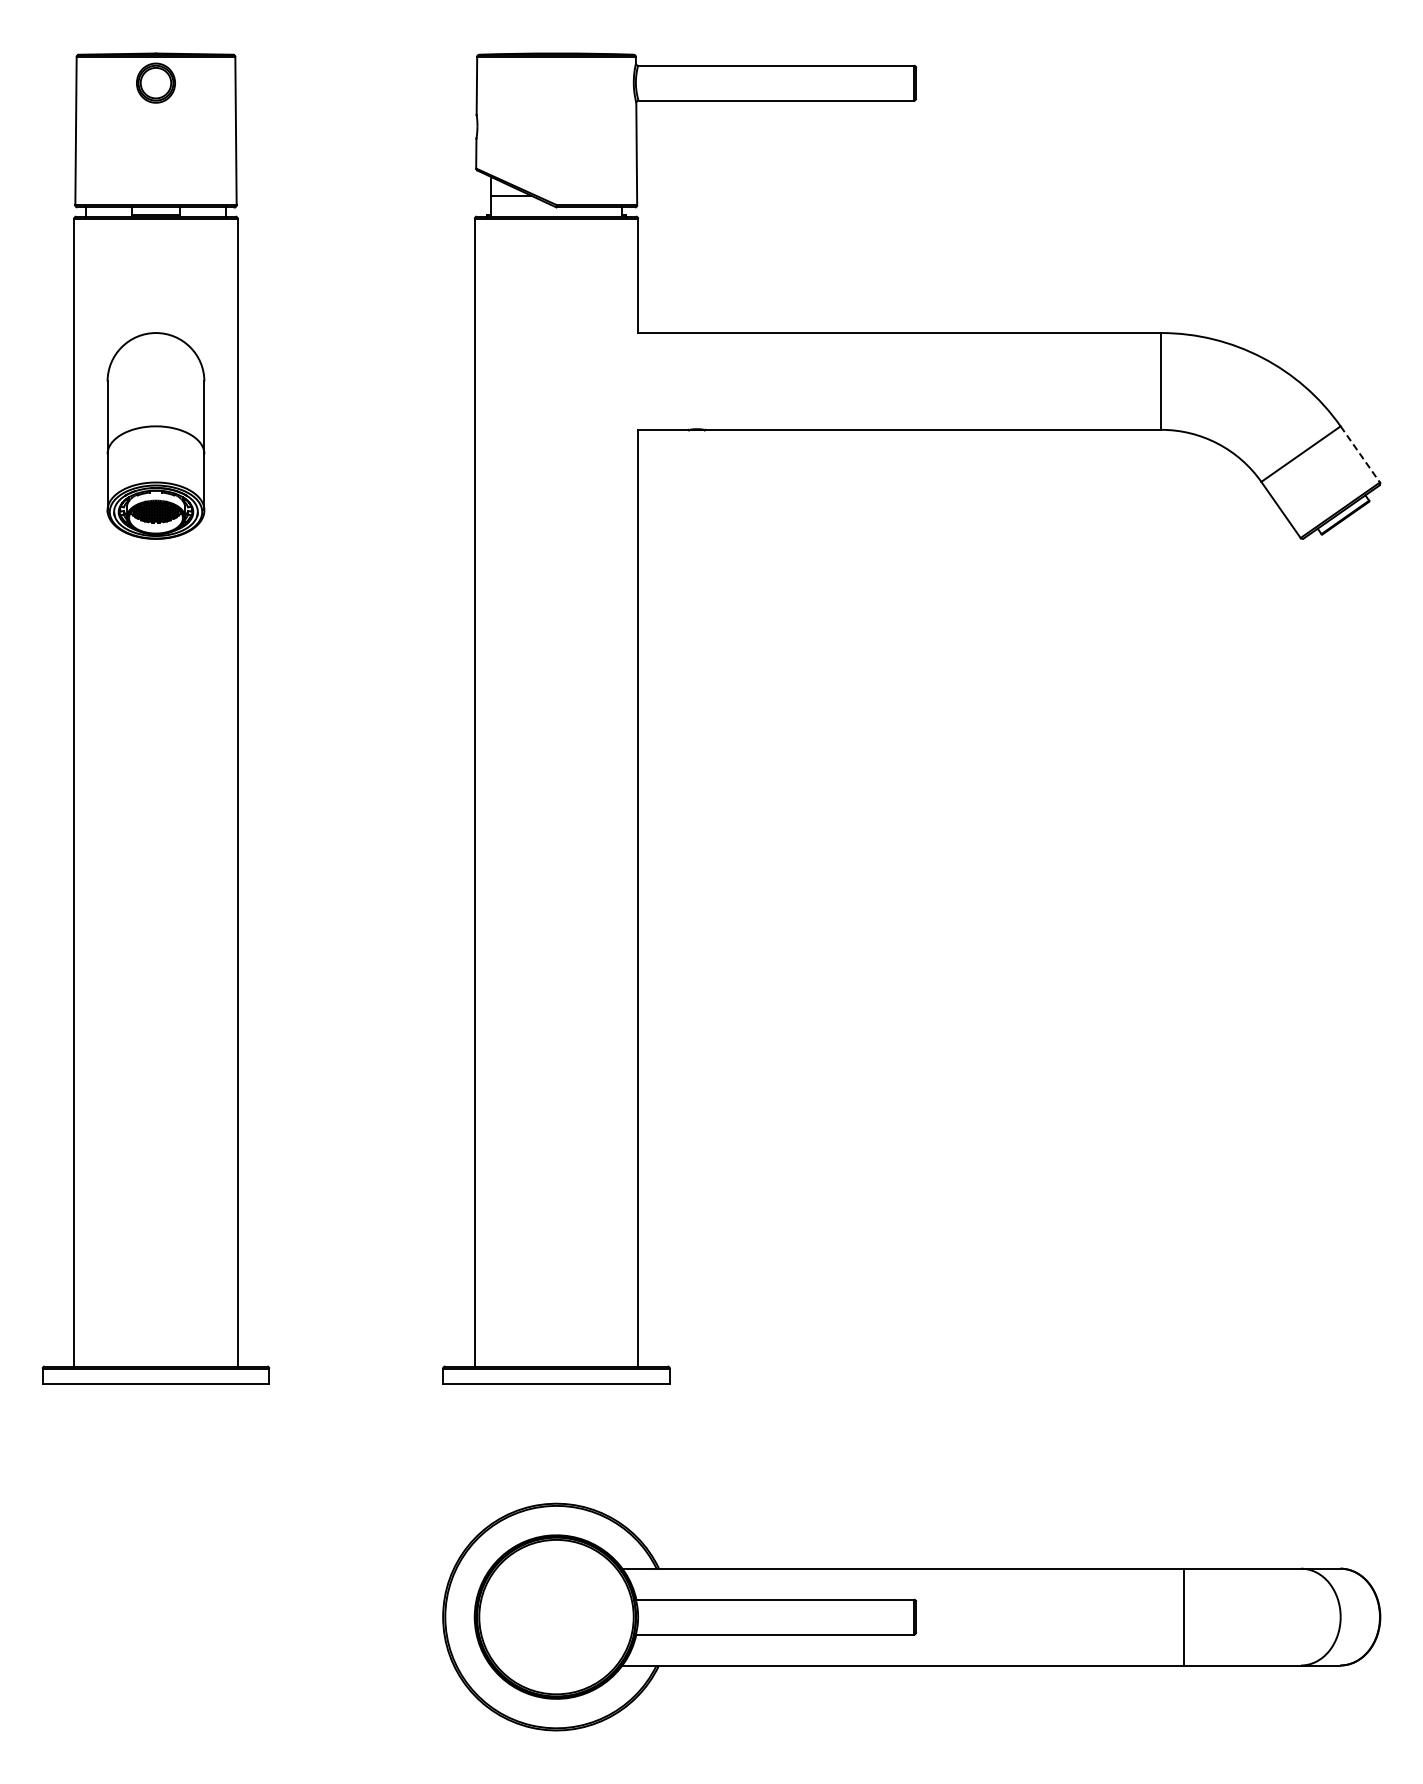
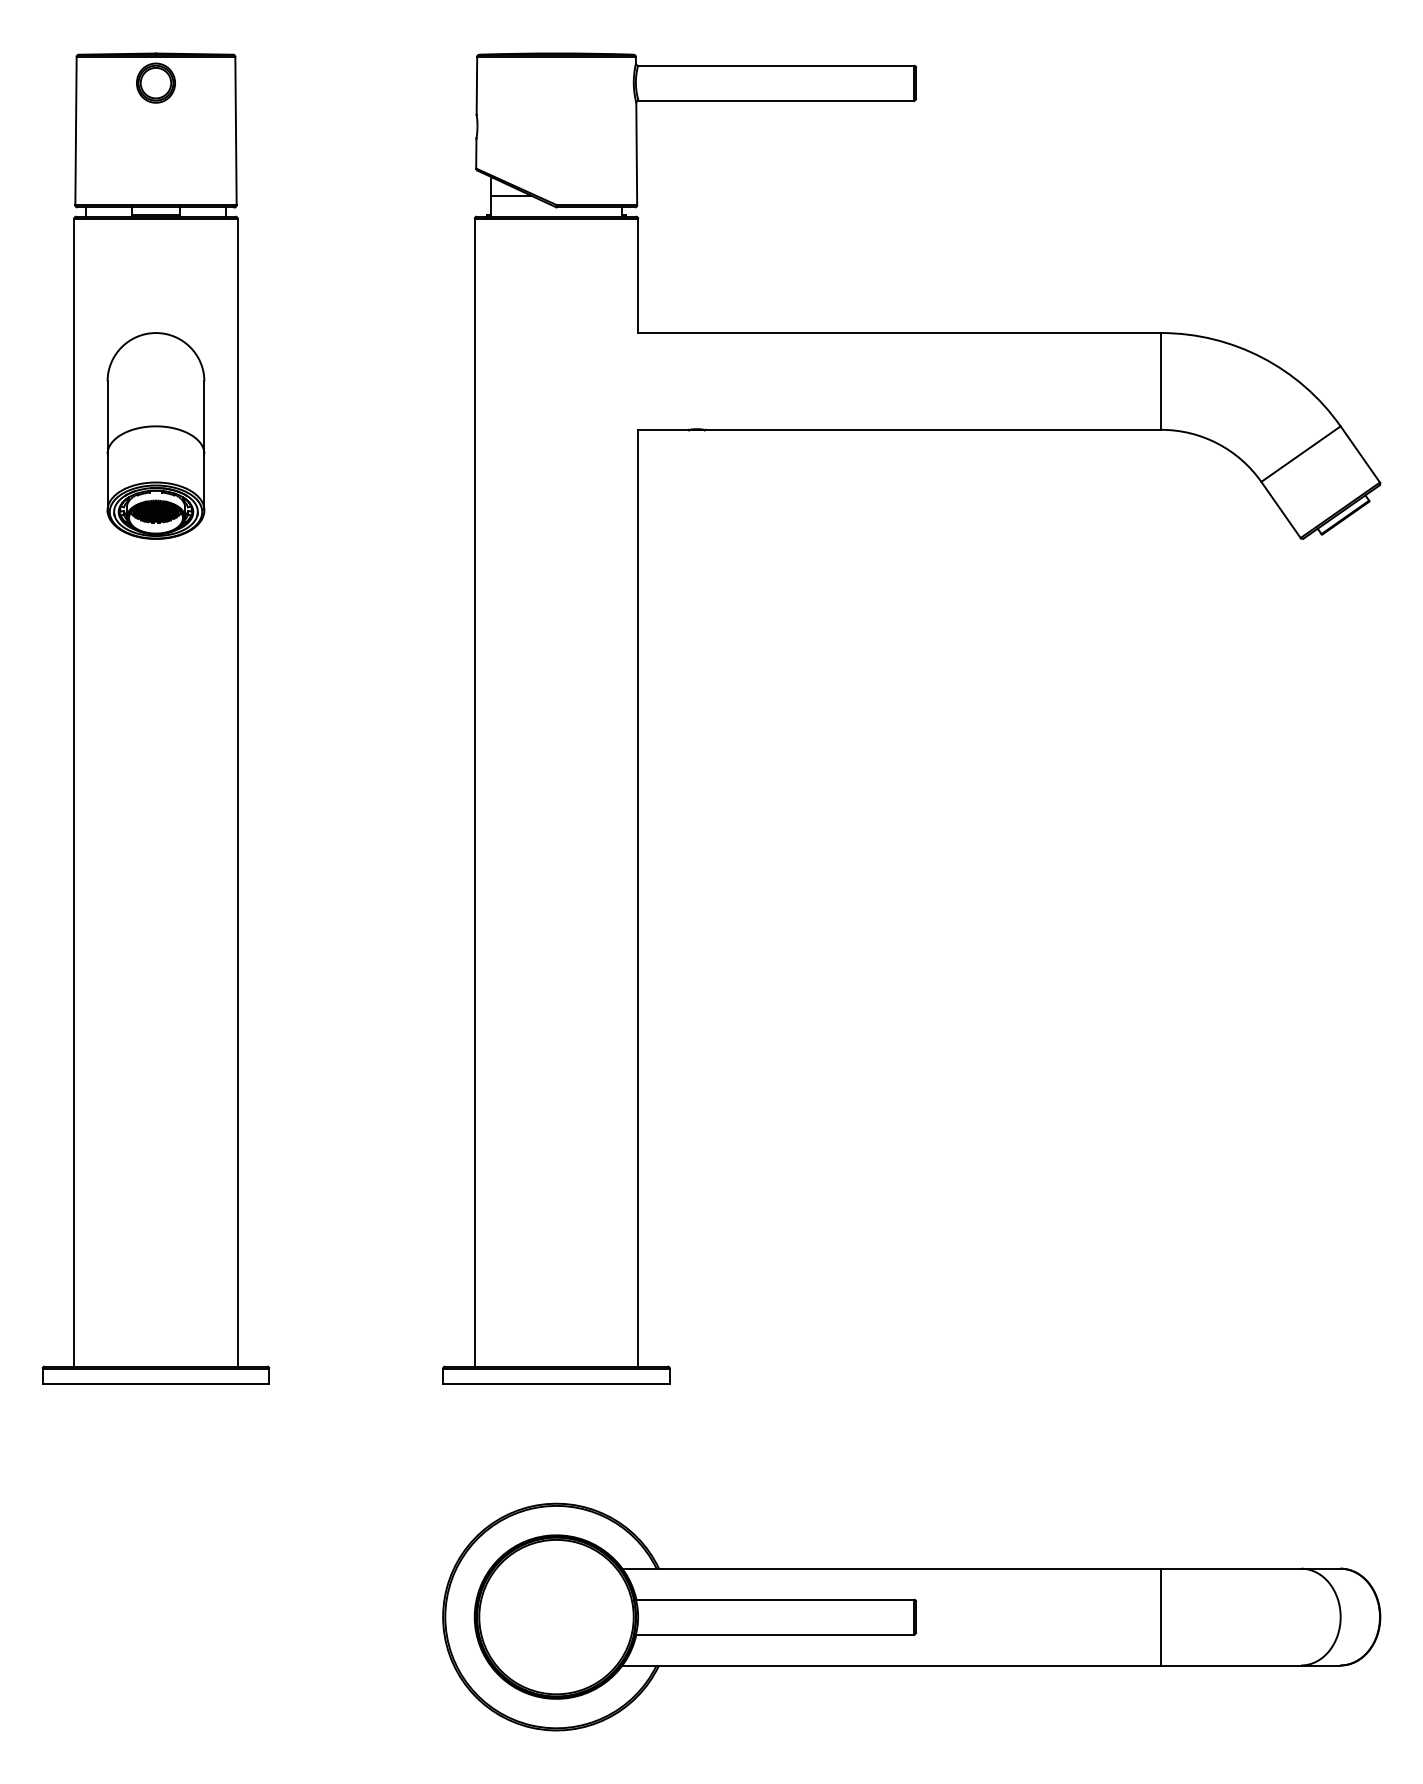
line: dashed -> solid (1360, 454)
line position: (1184, 1616) -> (1161, 1616) (1161, 1616)
